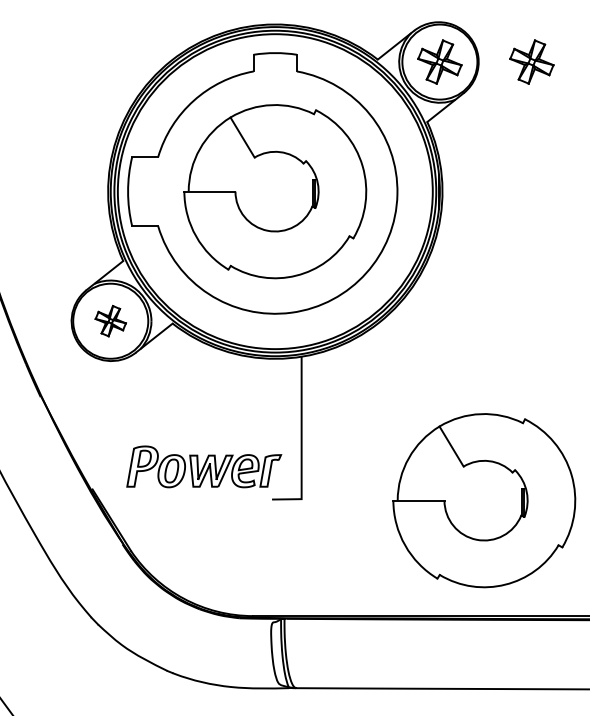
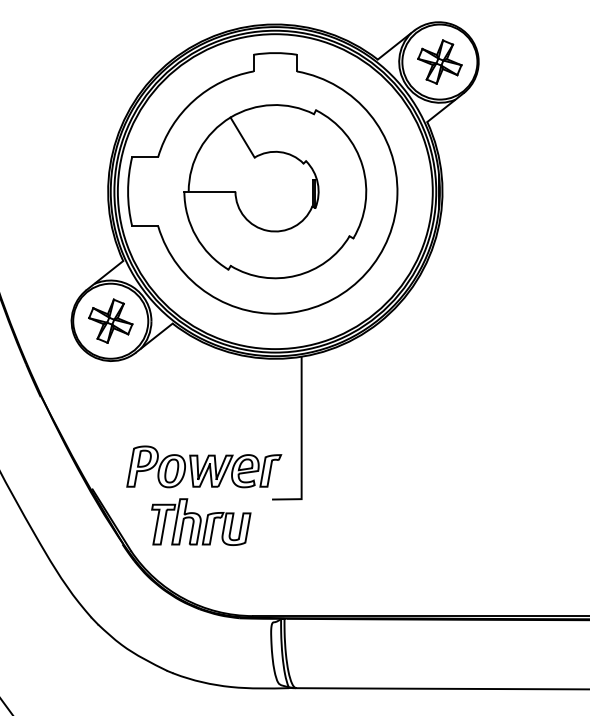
part: present -> none (531, 61)
part size: 33x34 px -> 46x46 px (110, 320)
part: present -> none (484, 500)
part: none -> present (201, 521)
